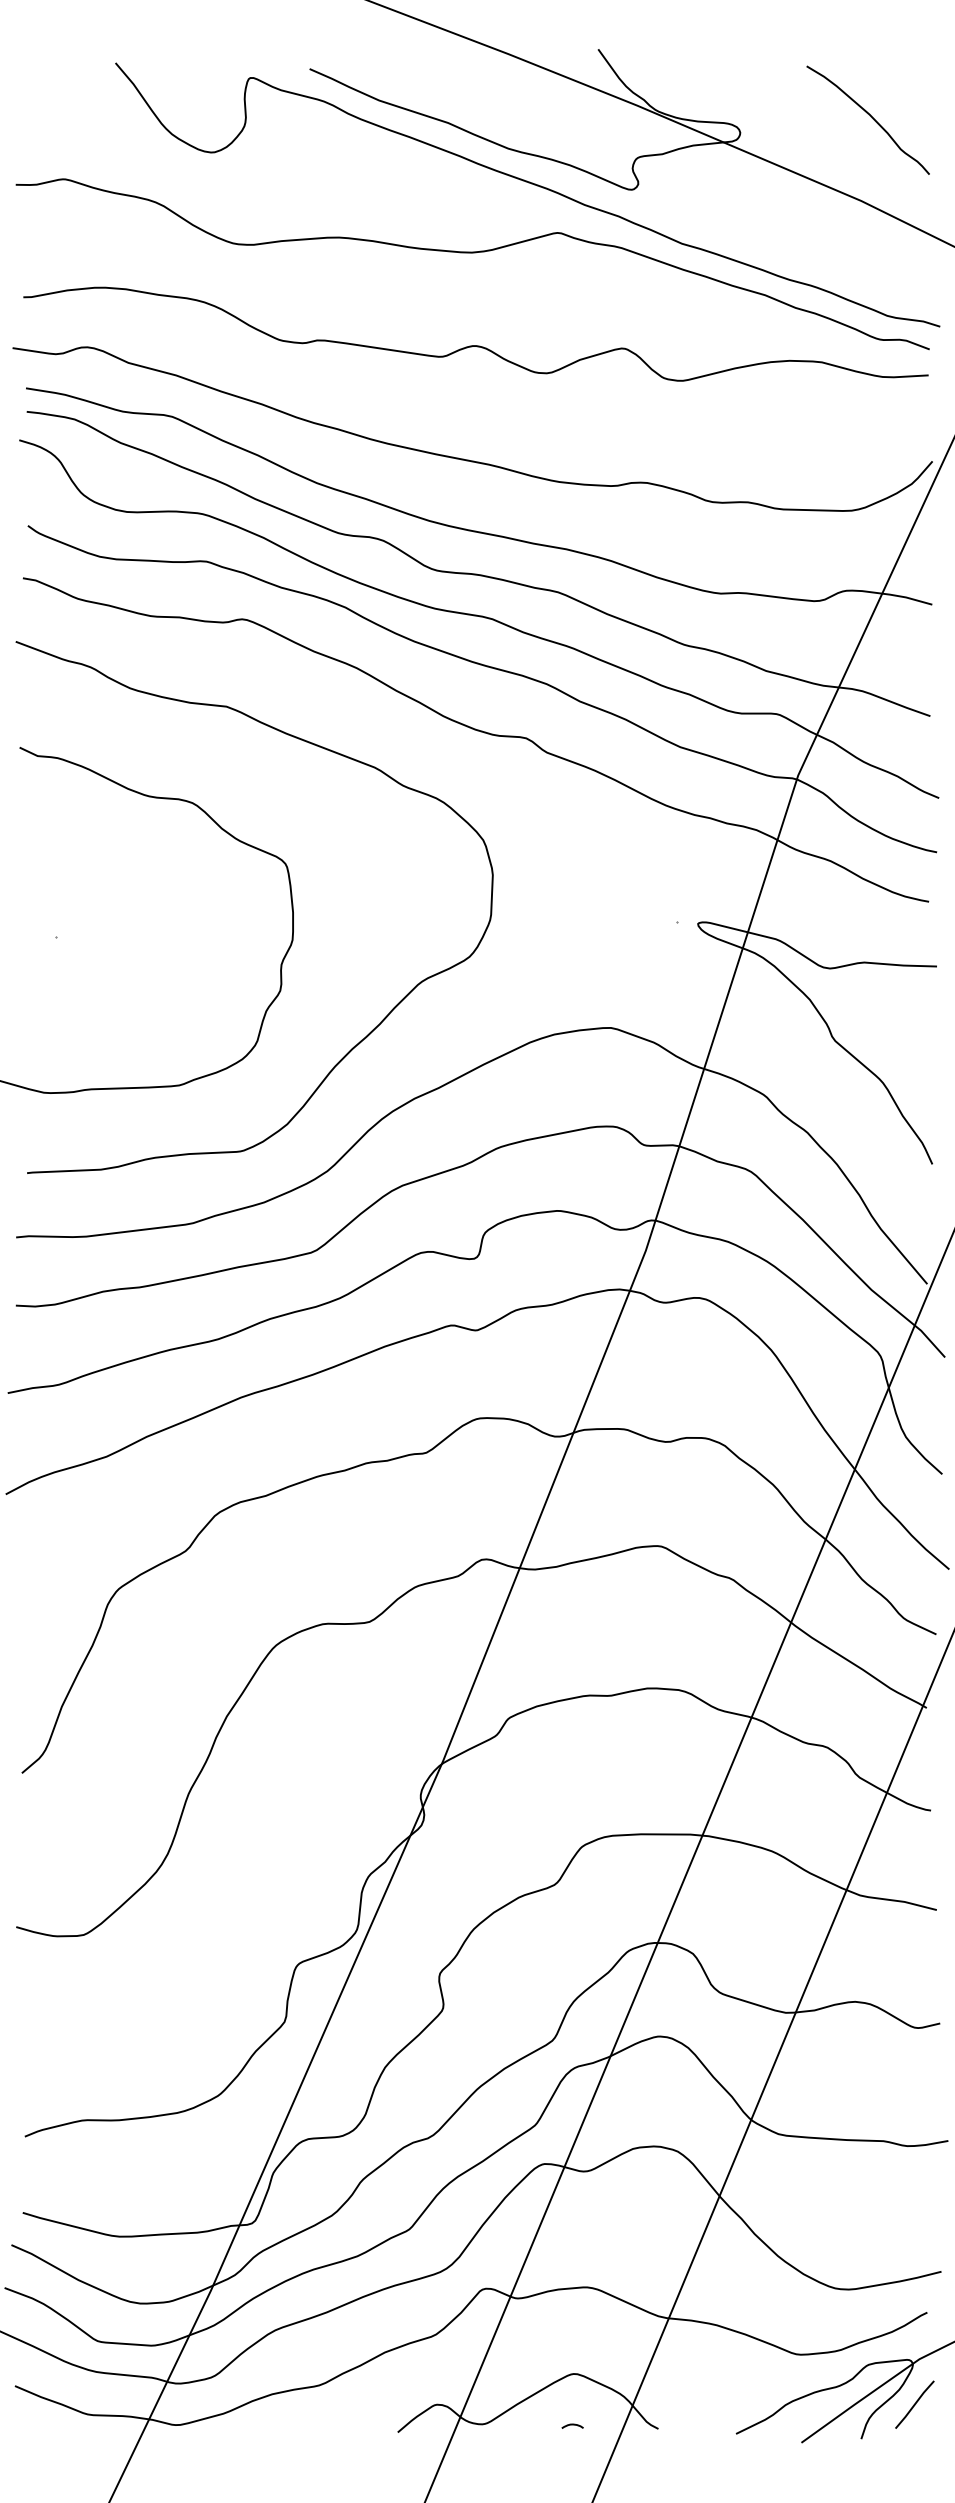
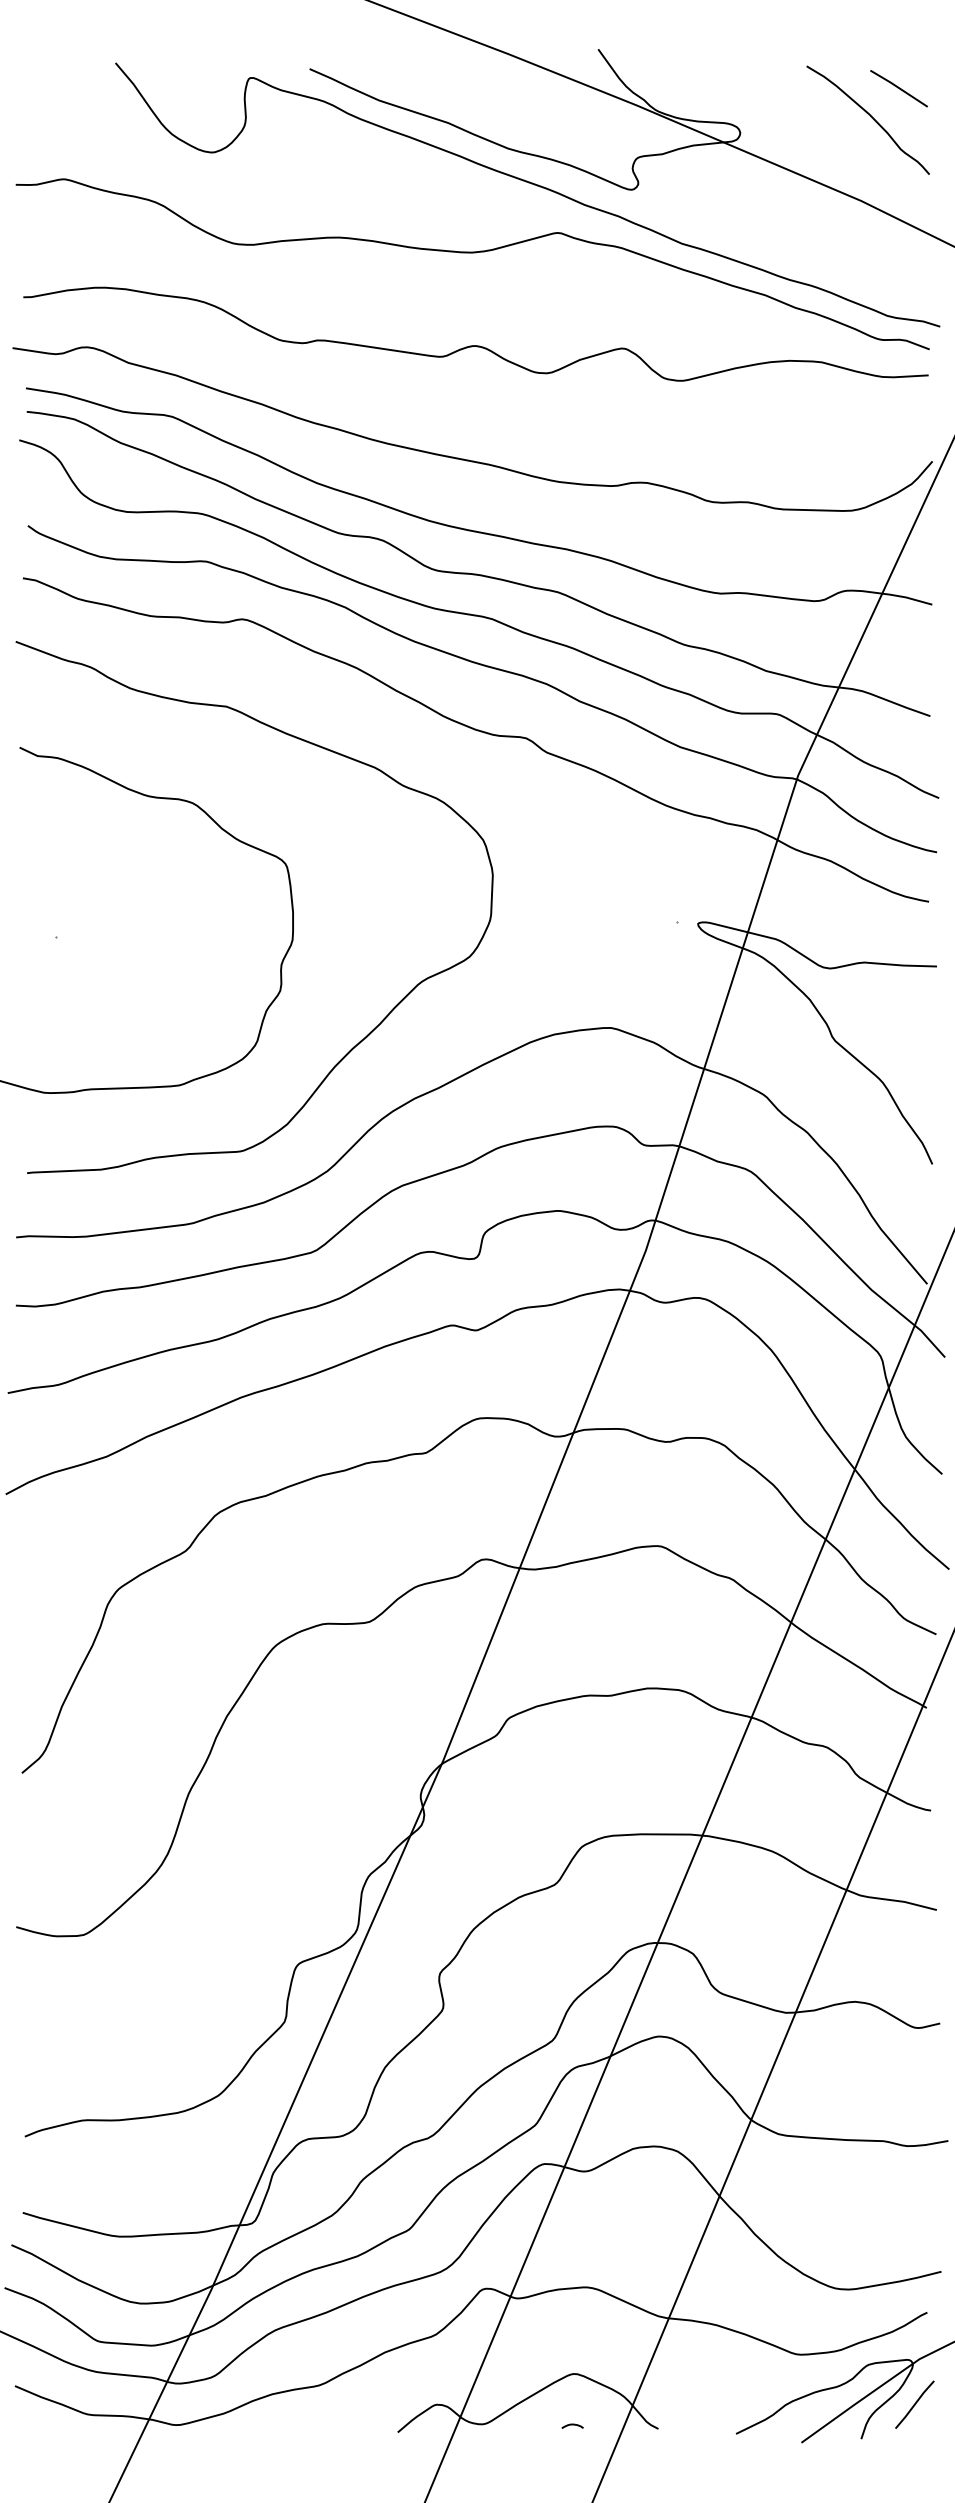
line: none -> present (898, 88)
